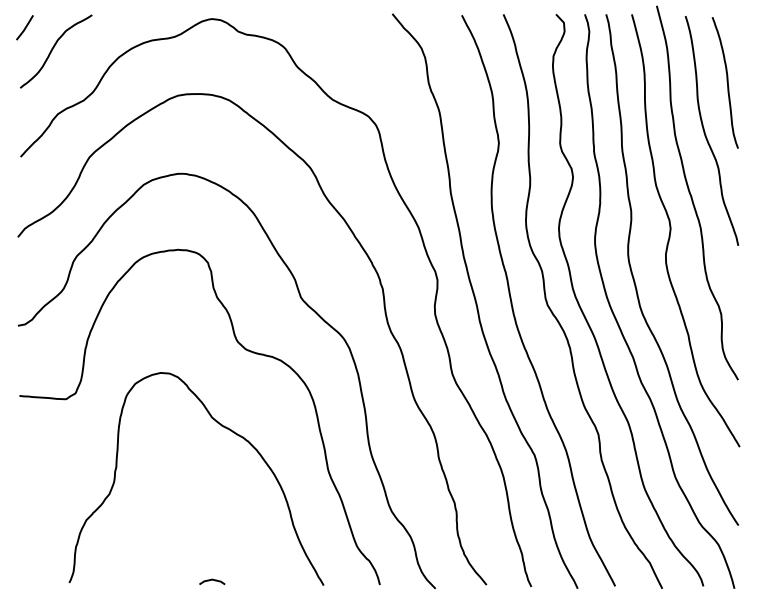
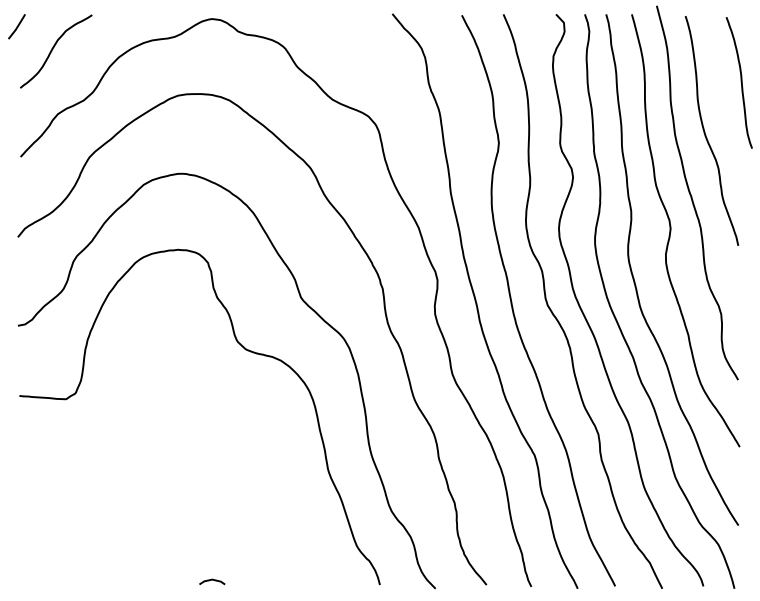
line position: (24, 27) -> (16, 26) (16, 26)
curve position: (726, 82) -> (740, 82) (740, 82)
curve: present -> none (221, 426)
